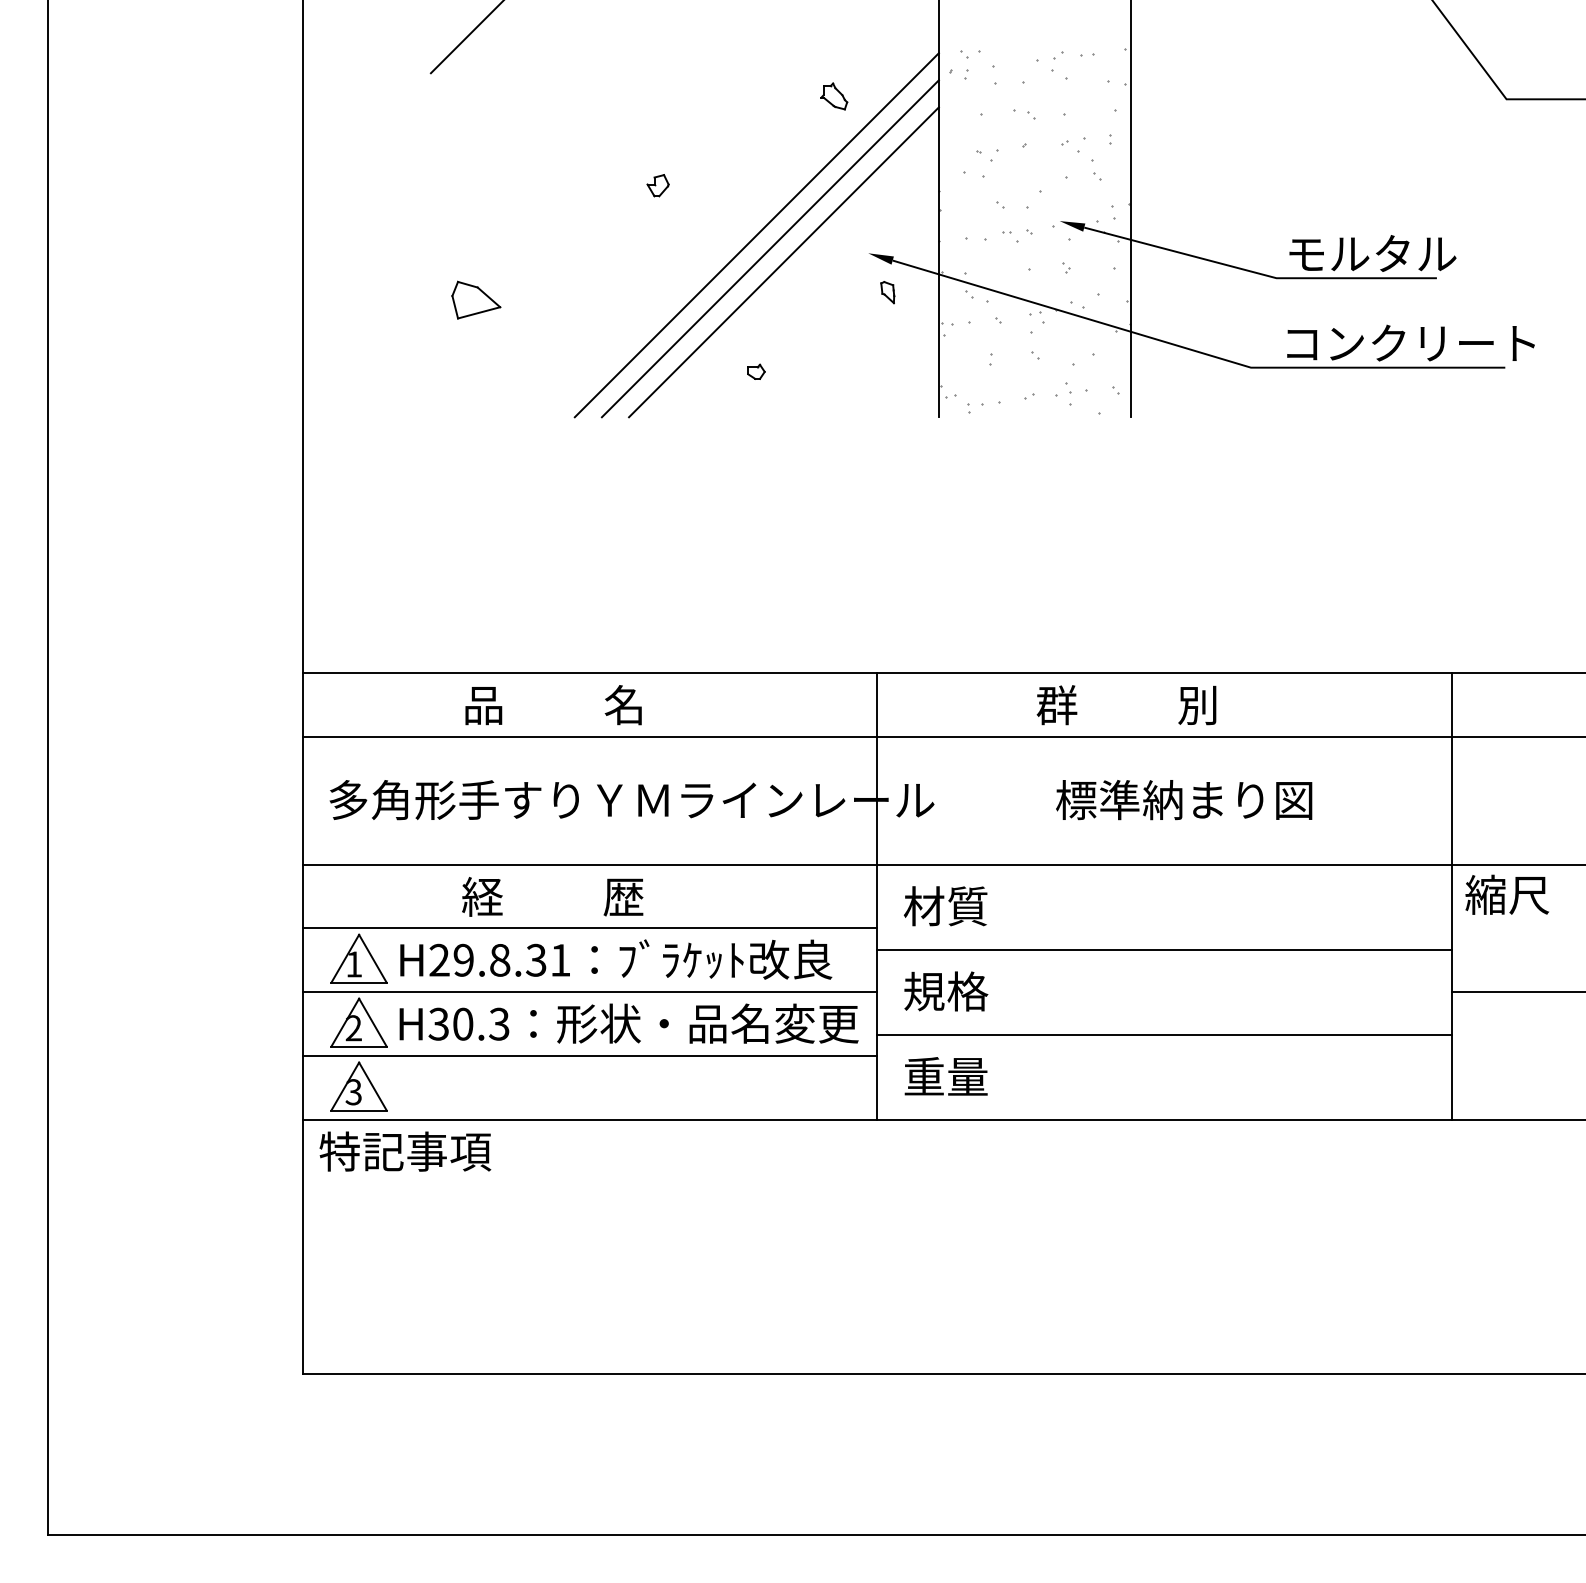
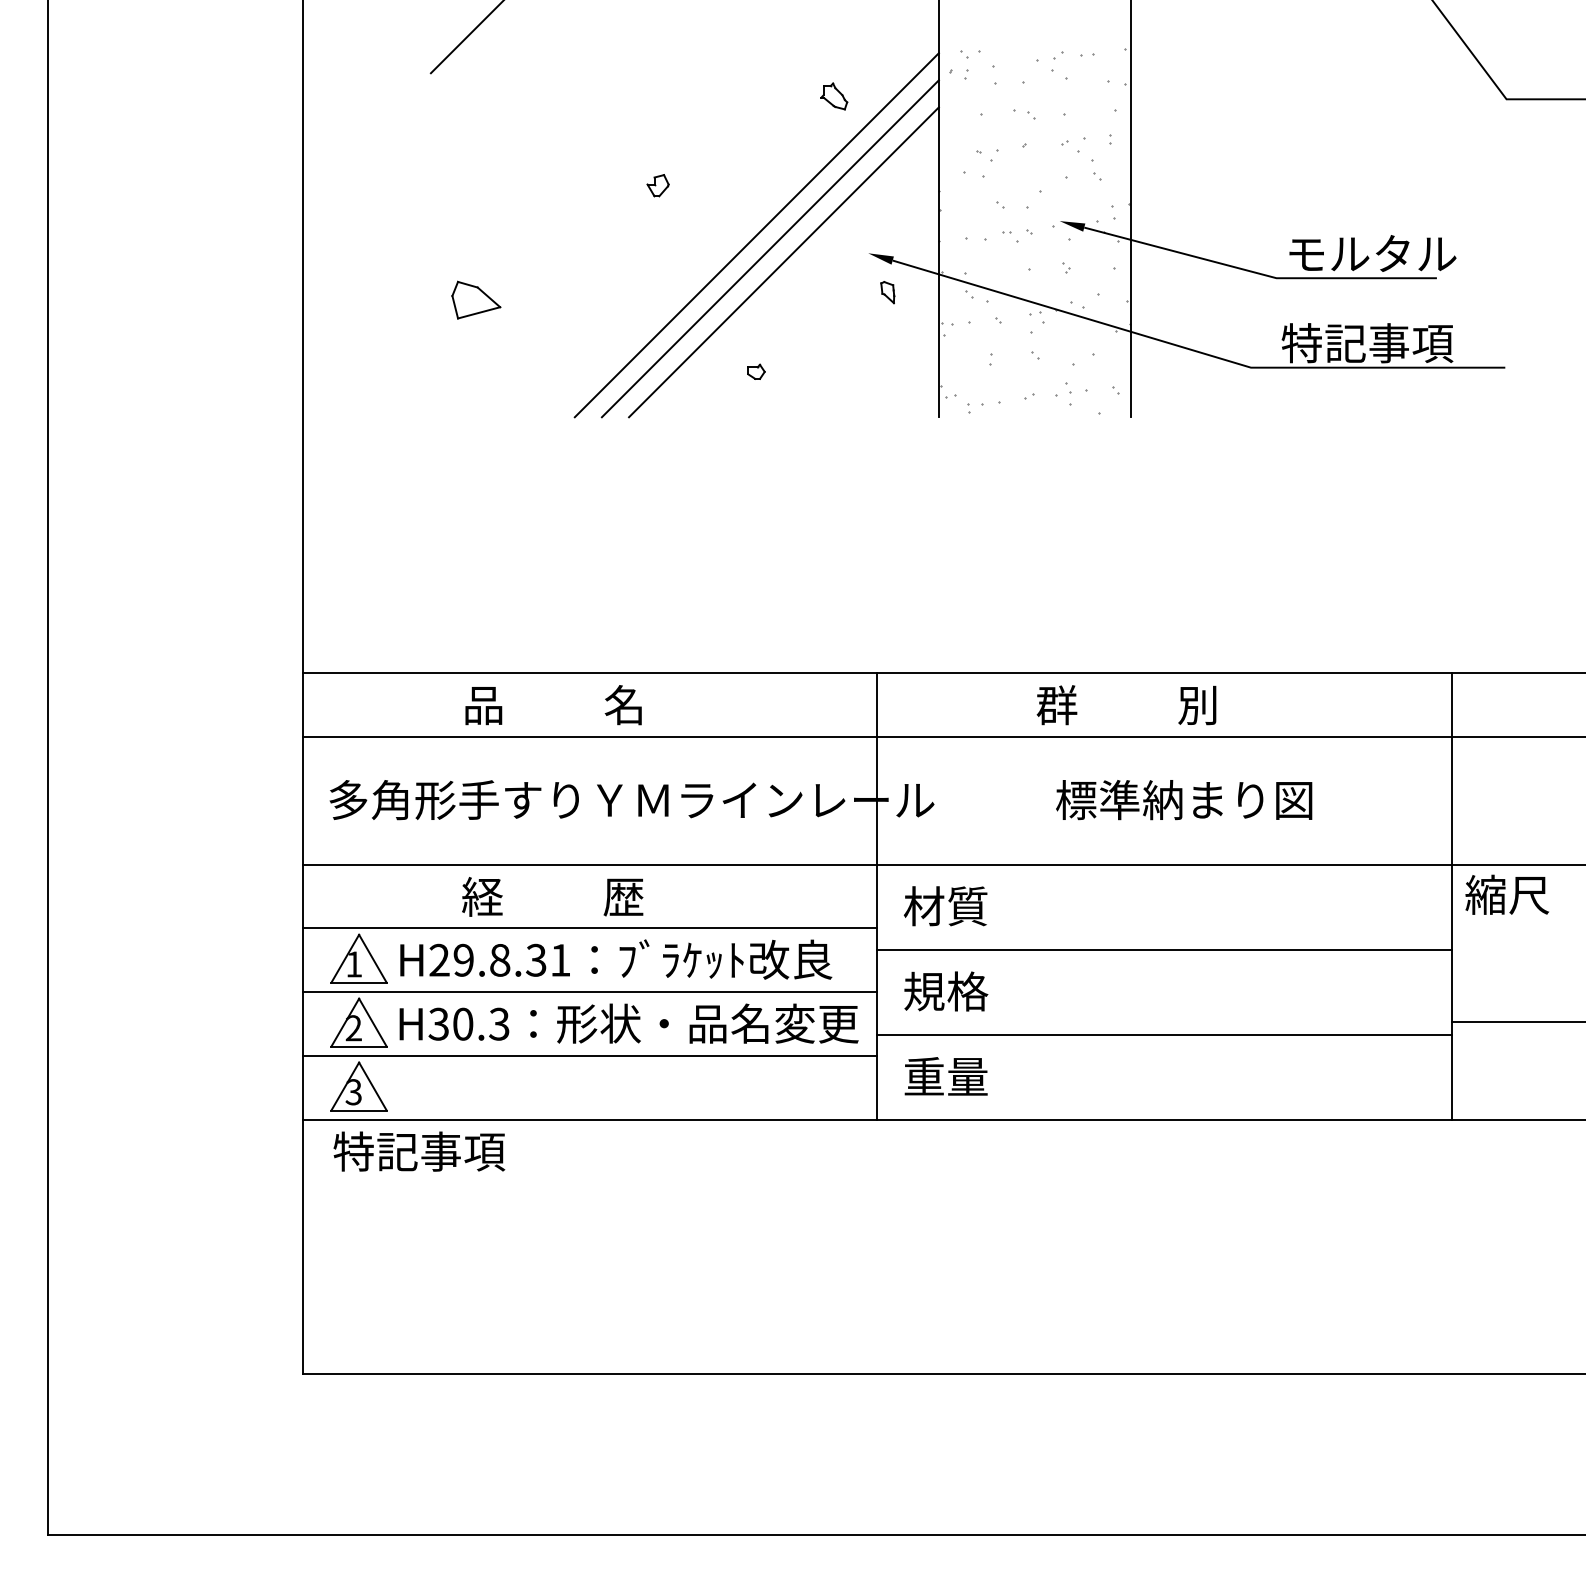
text: コンクリート -> 特記事項 (1407, 343)
line position: (1516, 992) -> (1516, 1022) (1516, 1022)
text position: (405, 1151) -> (419, 1151) (419, 1151)
